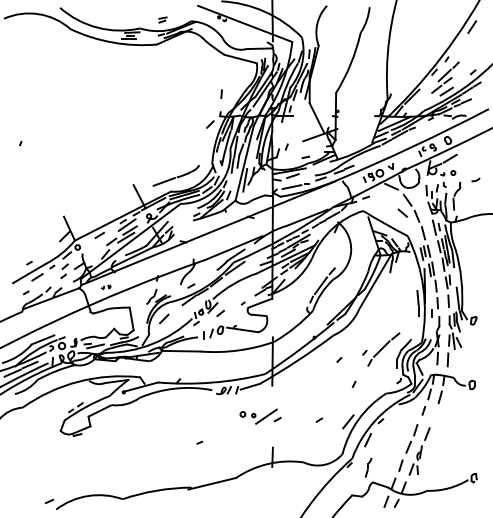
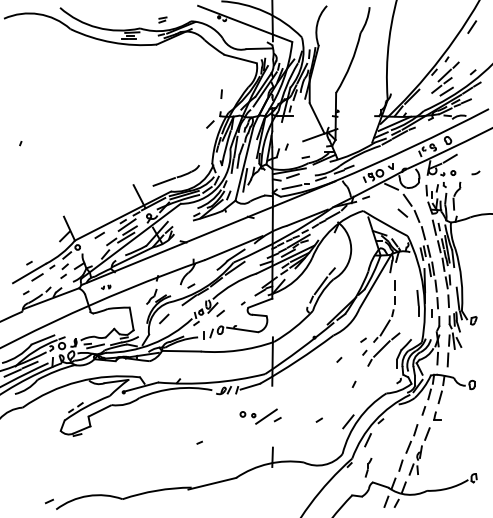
arc position: (476, 179) -> (476, 172) (476, 172)
part: none -> present (391, 313)
part: none -> present (437, 415)
